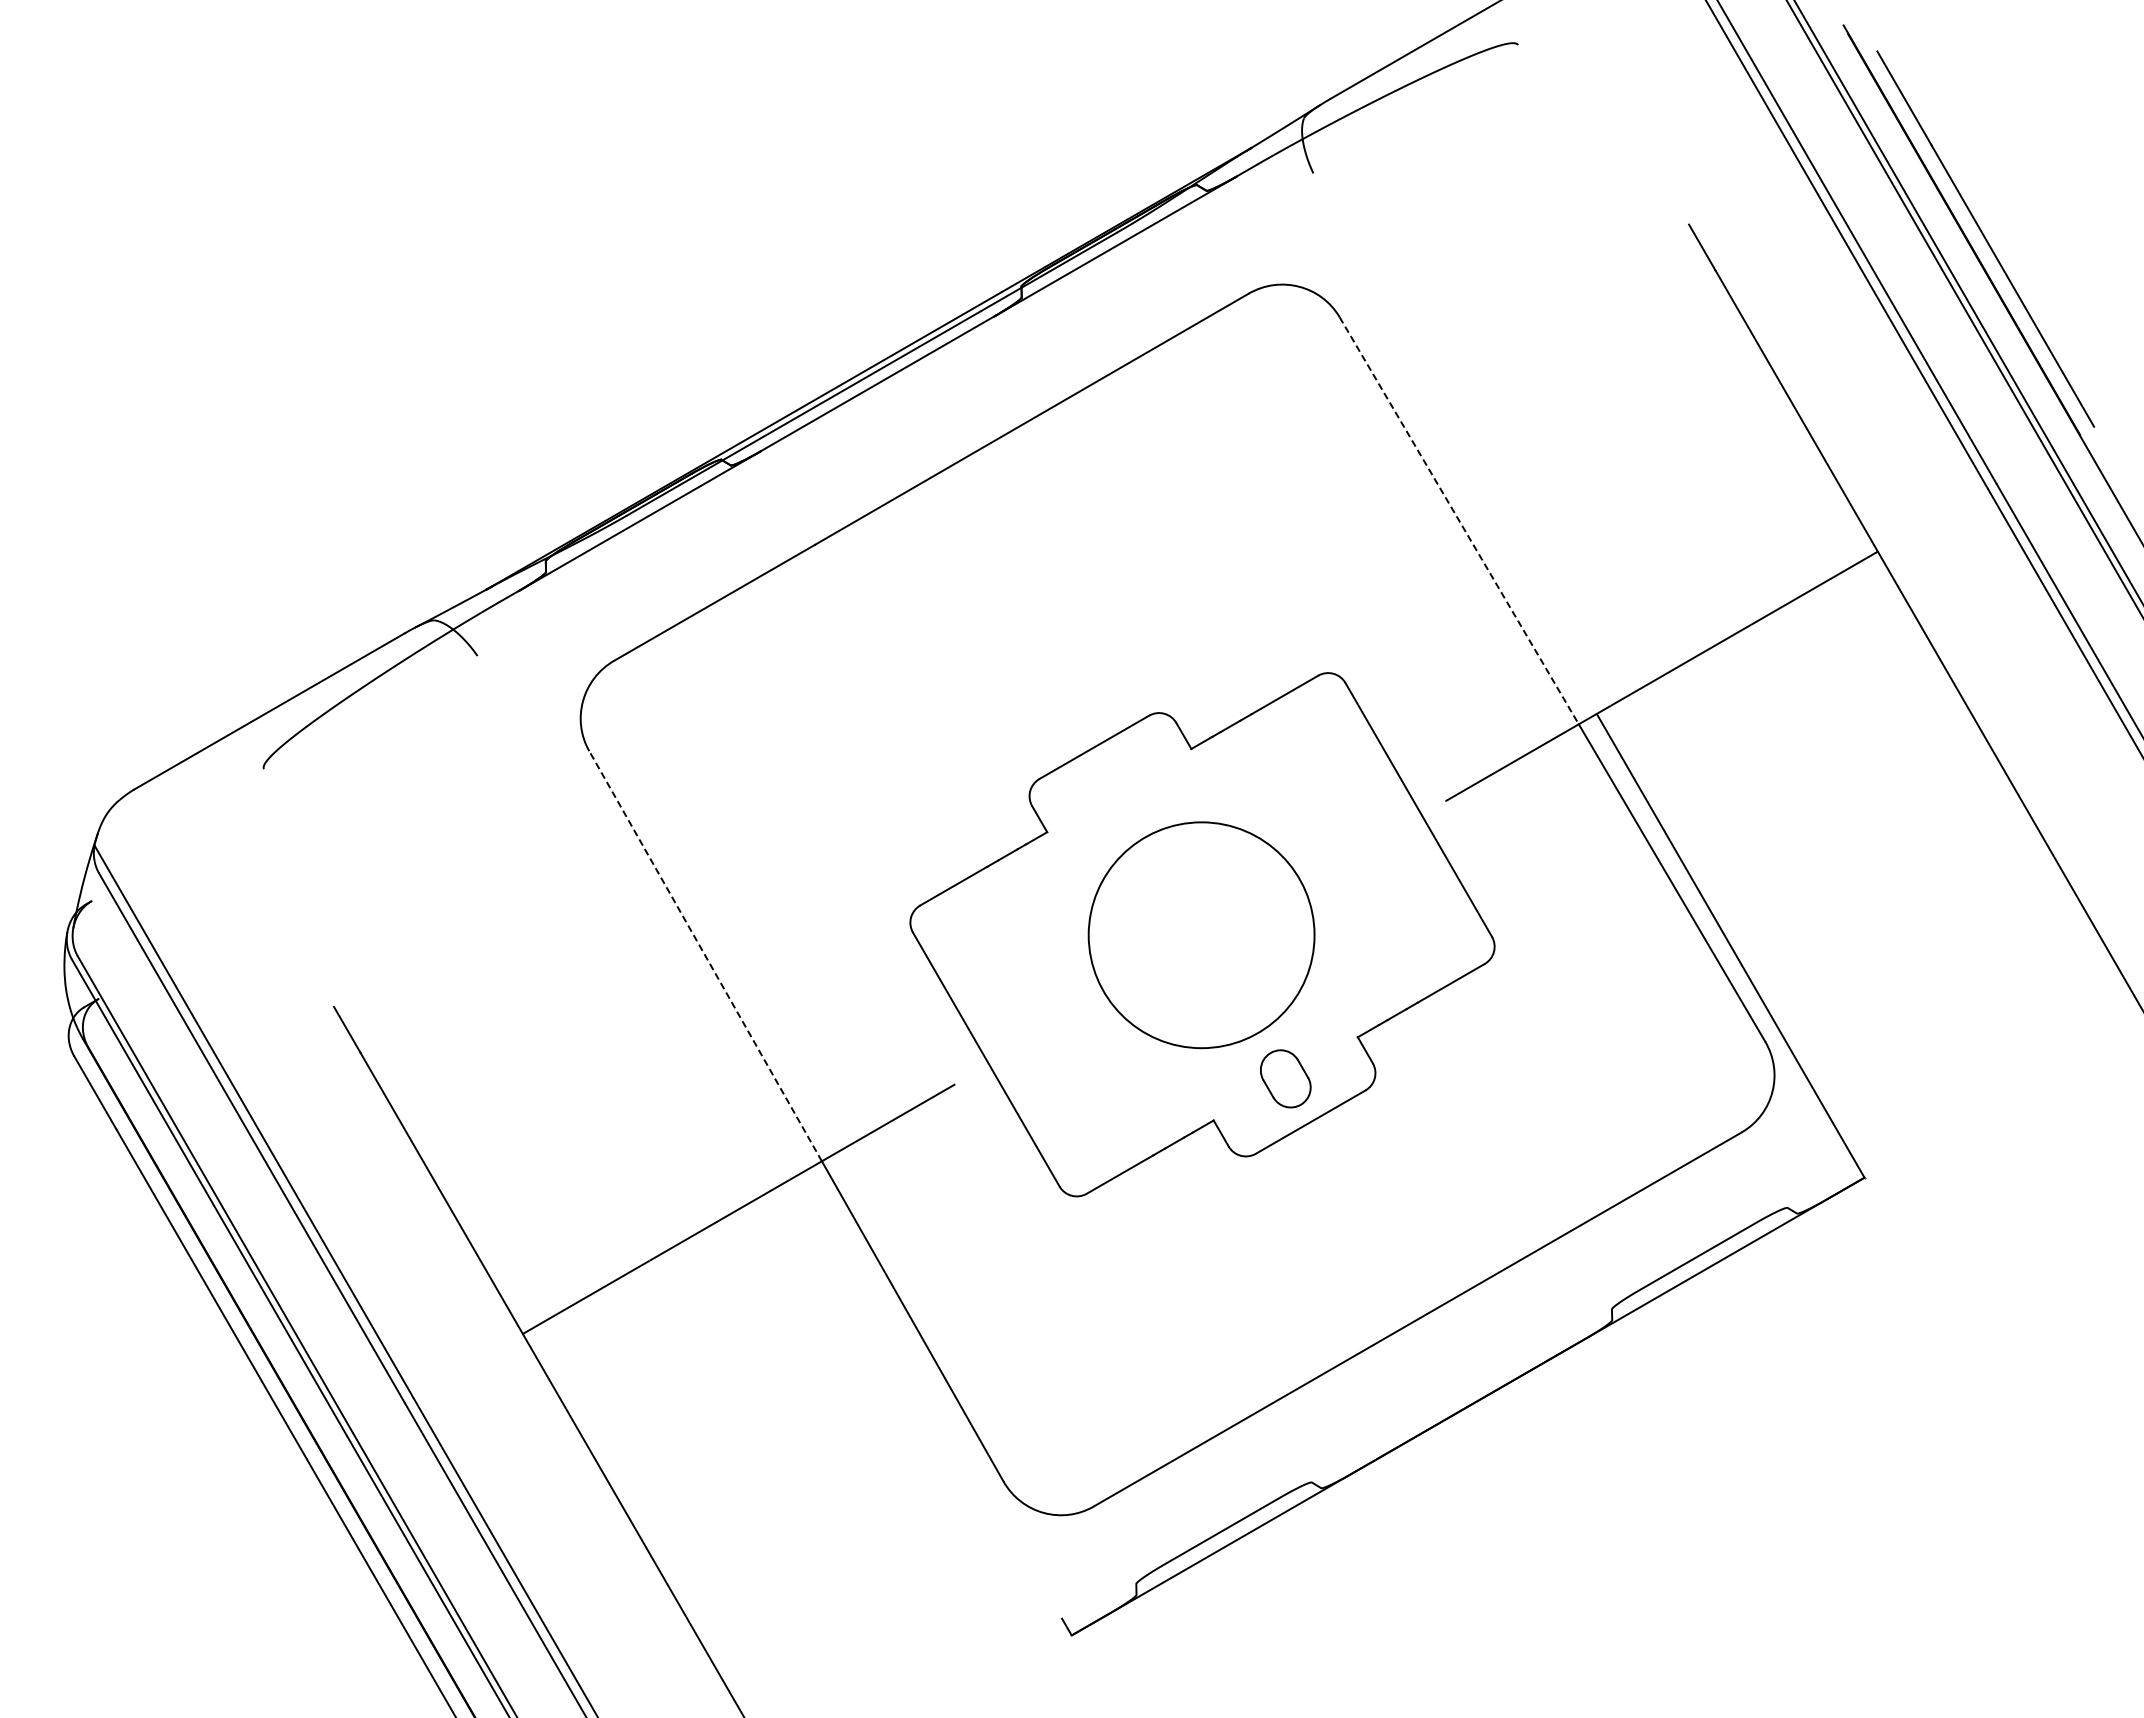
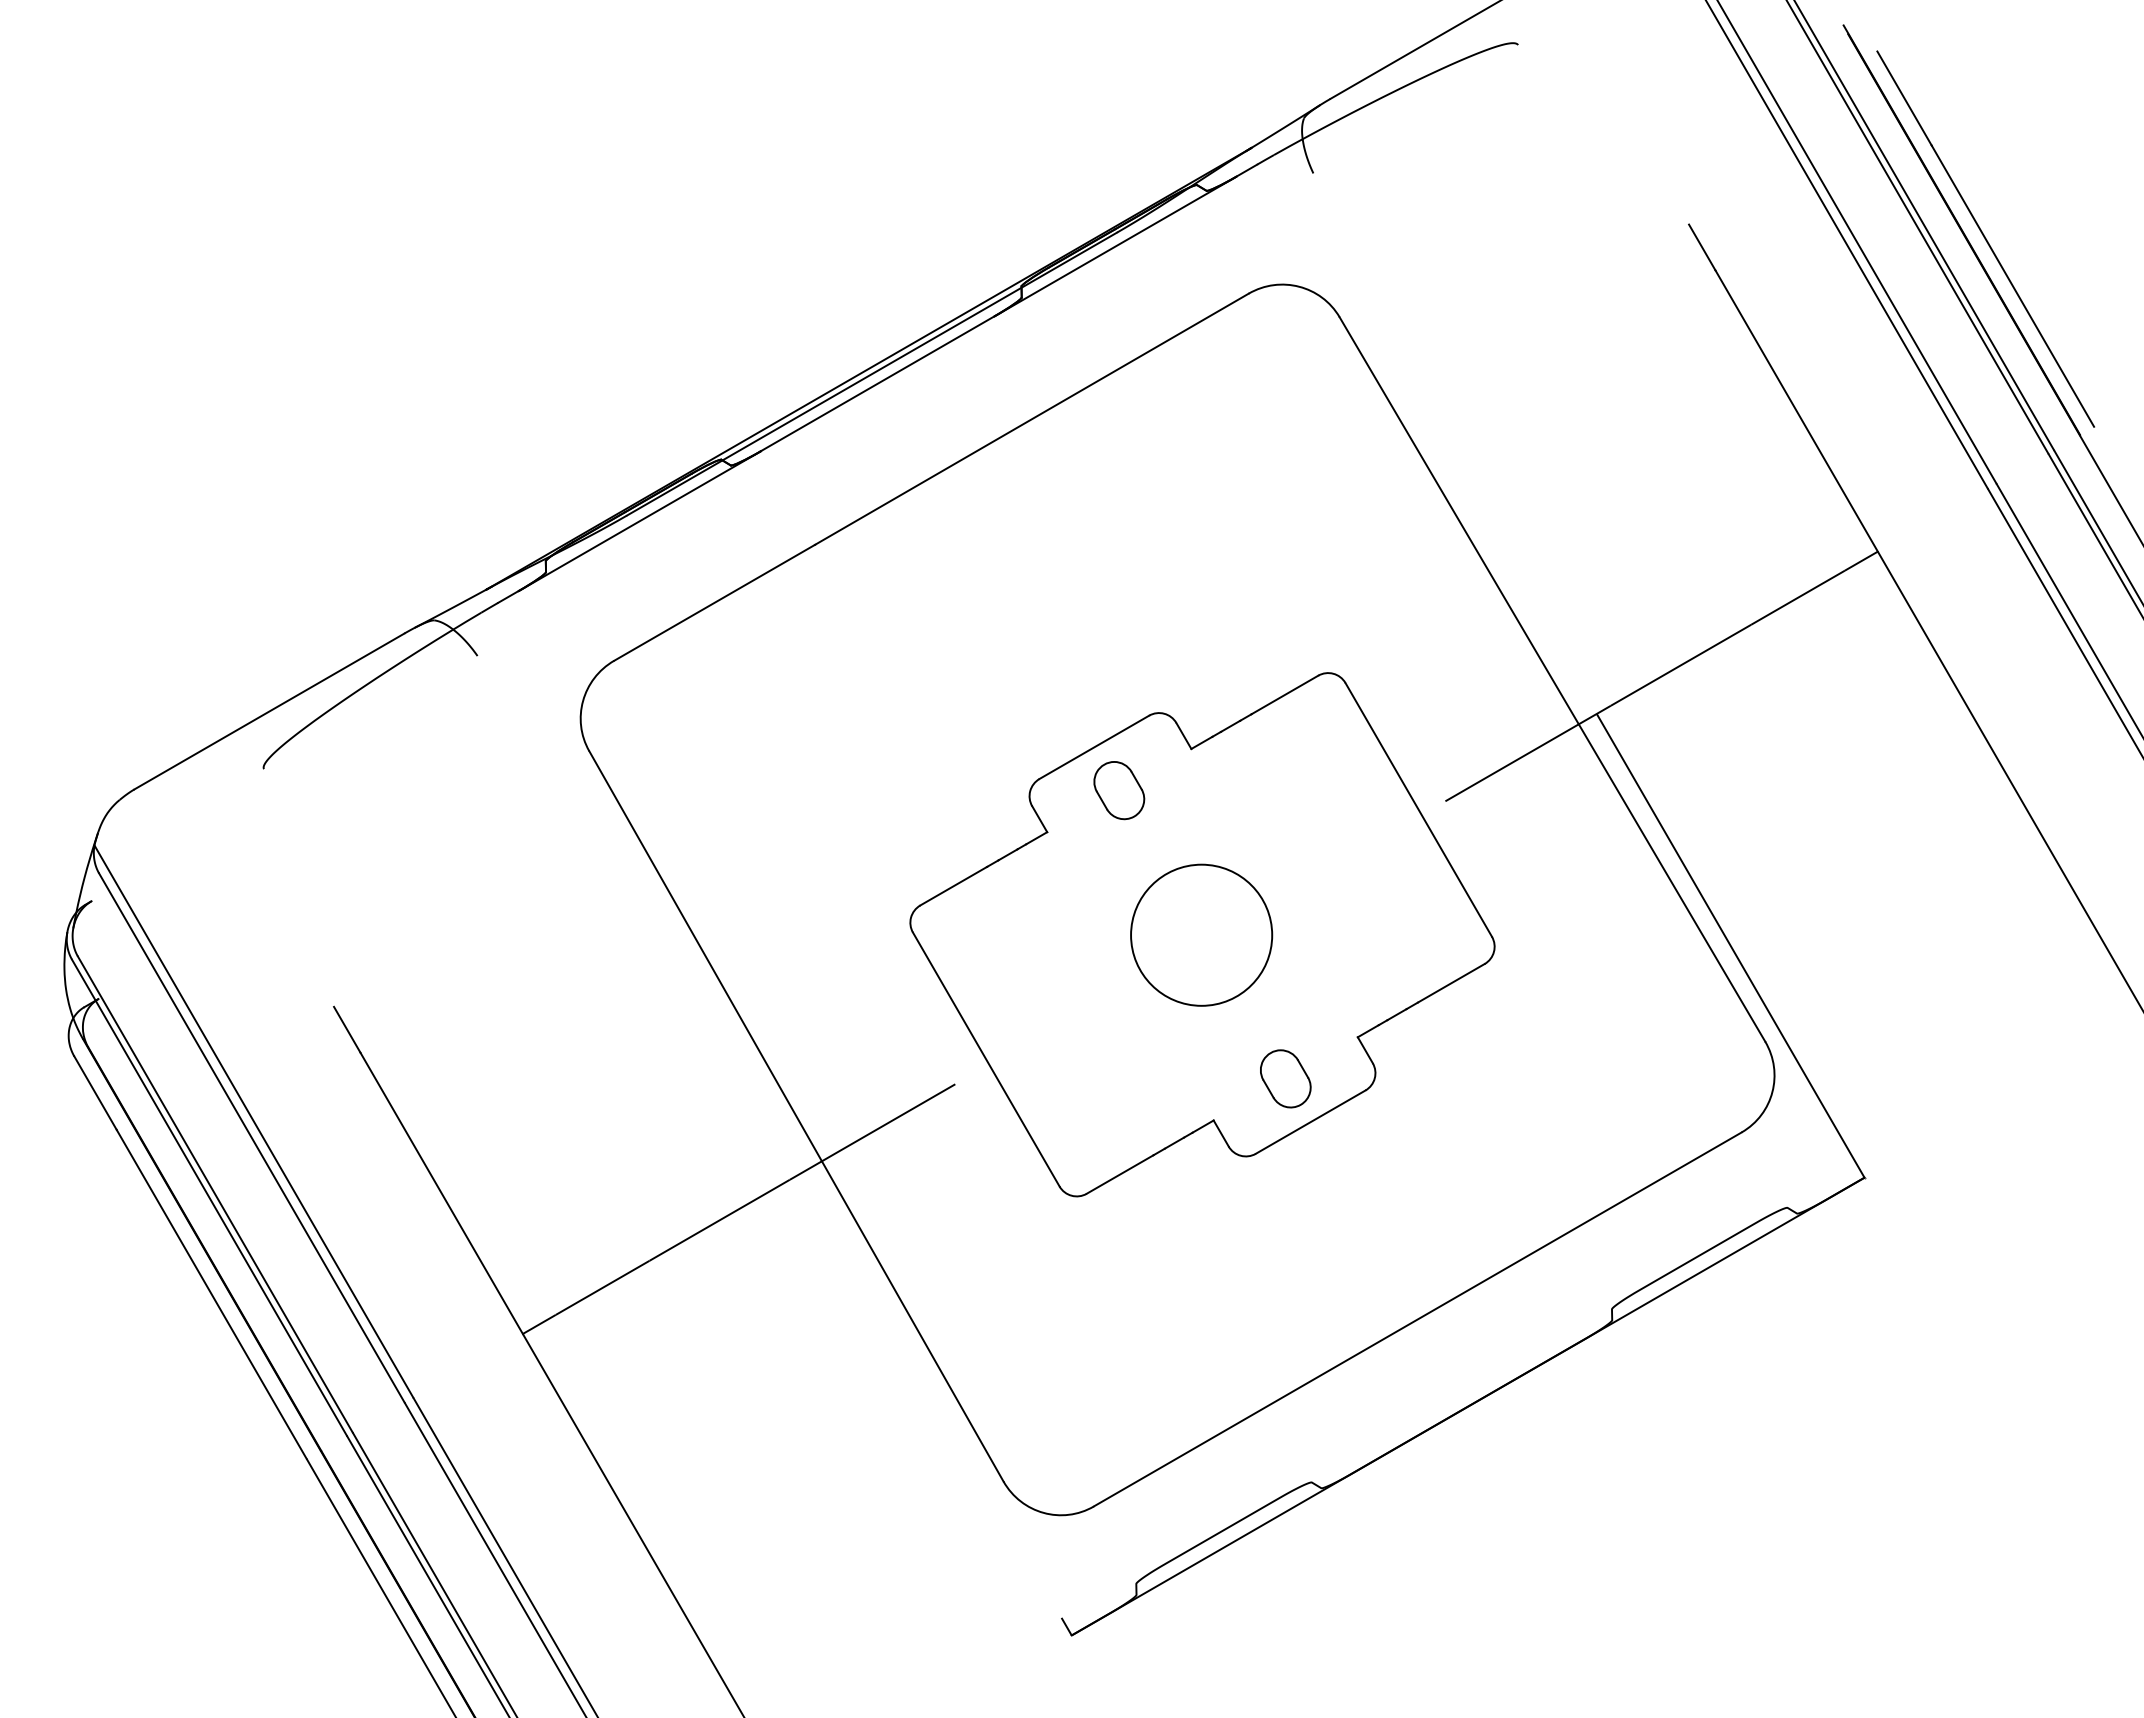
line: dashed -> solid (1459, 521)
part: none -> present (1119, 790)
circle diameter: 226 px -> 141 px (1201, 934)
line: dashed -> solid (705, 956)
